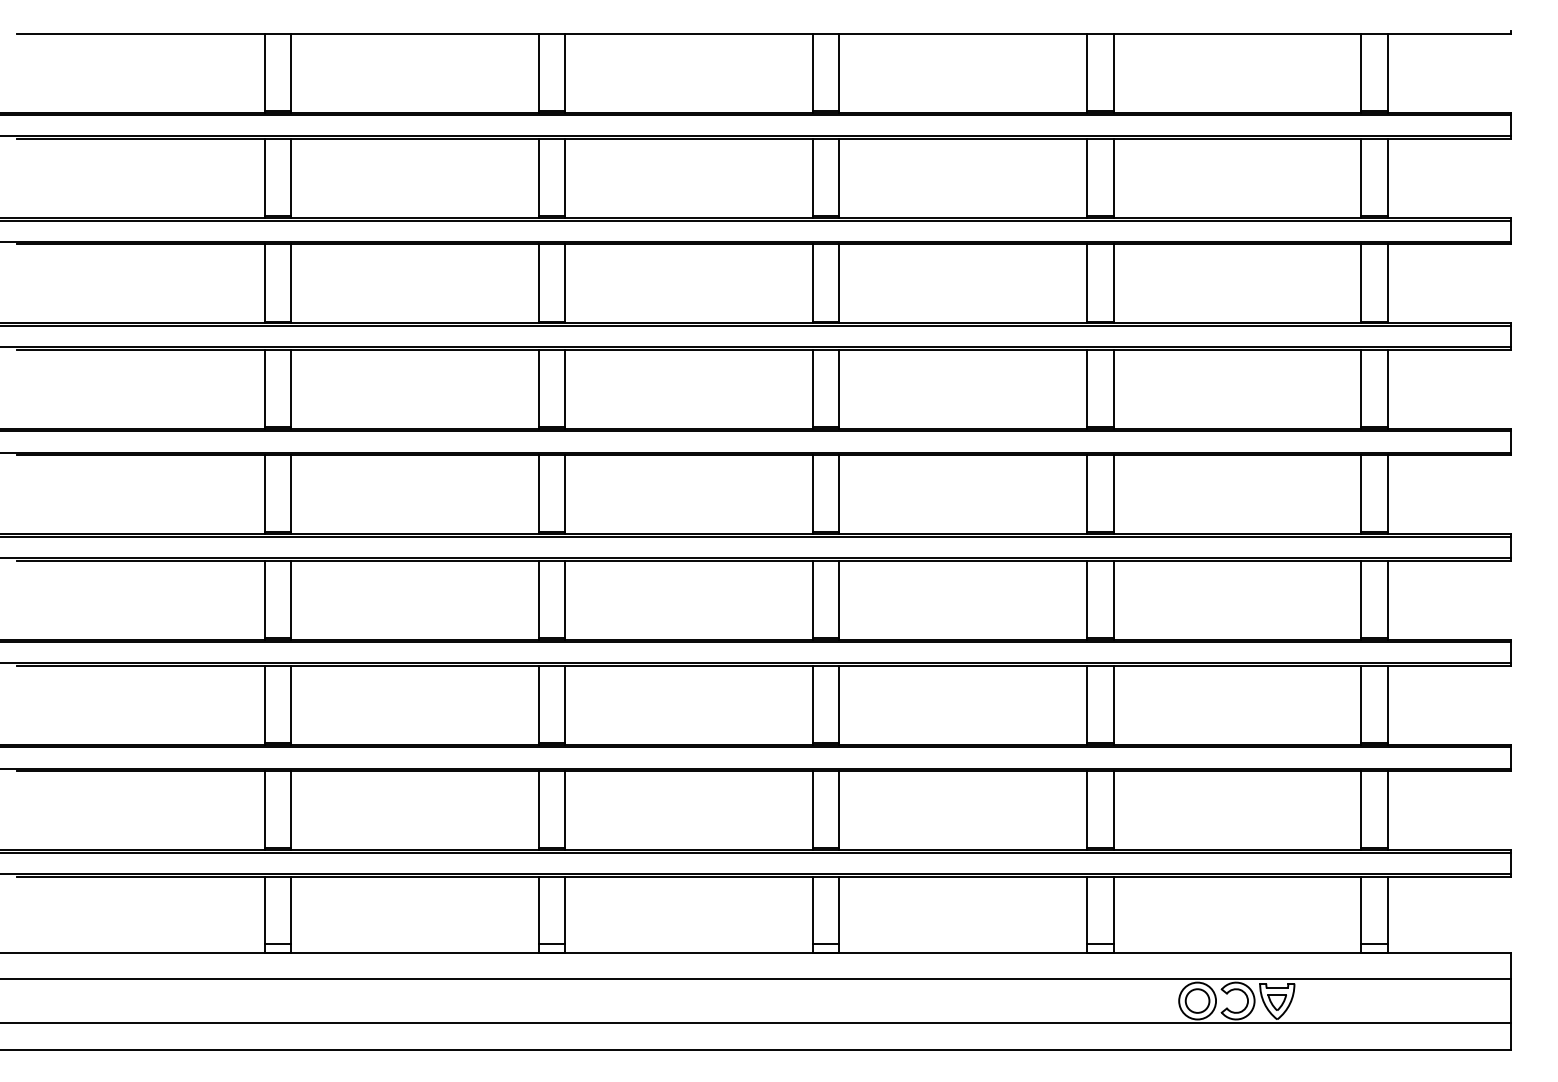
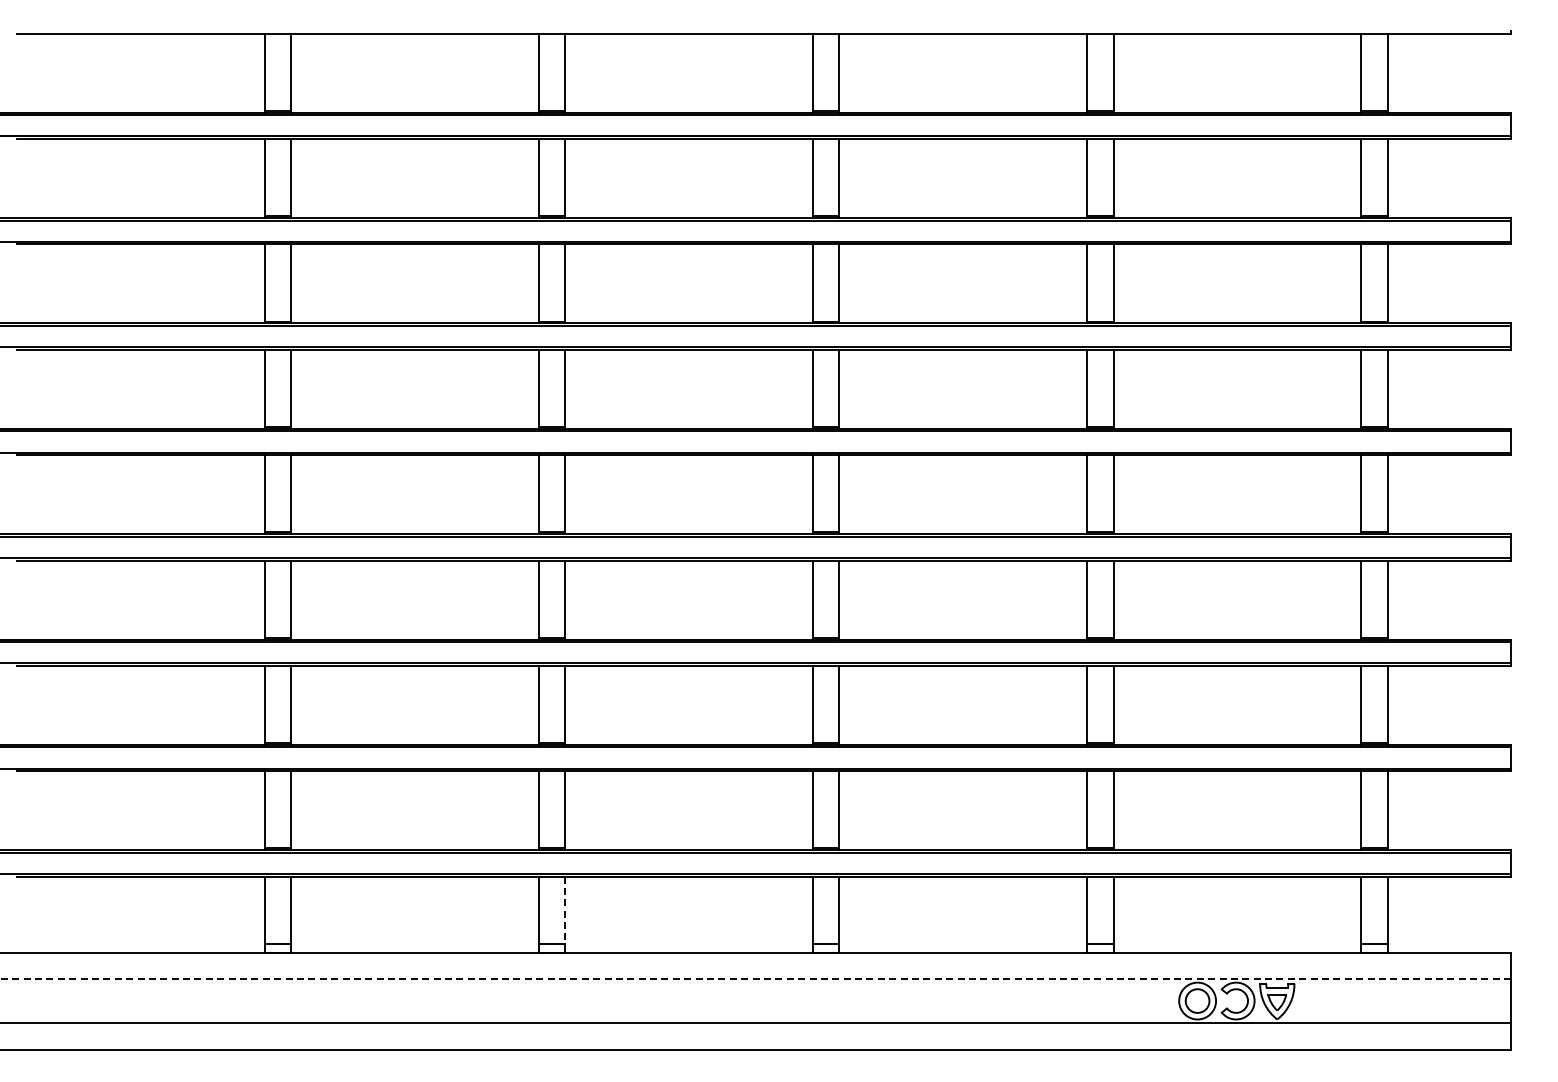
line: solid -> dashed (565, 910)
line: solid -> dashed (755, 979)
